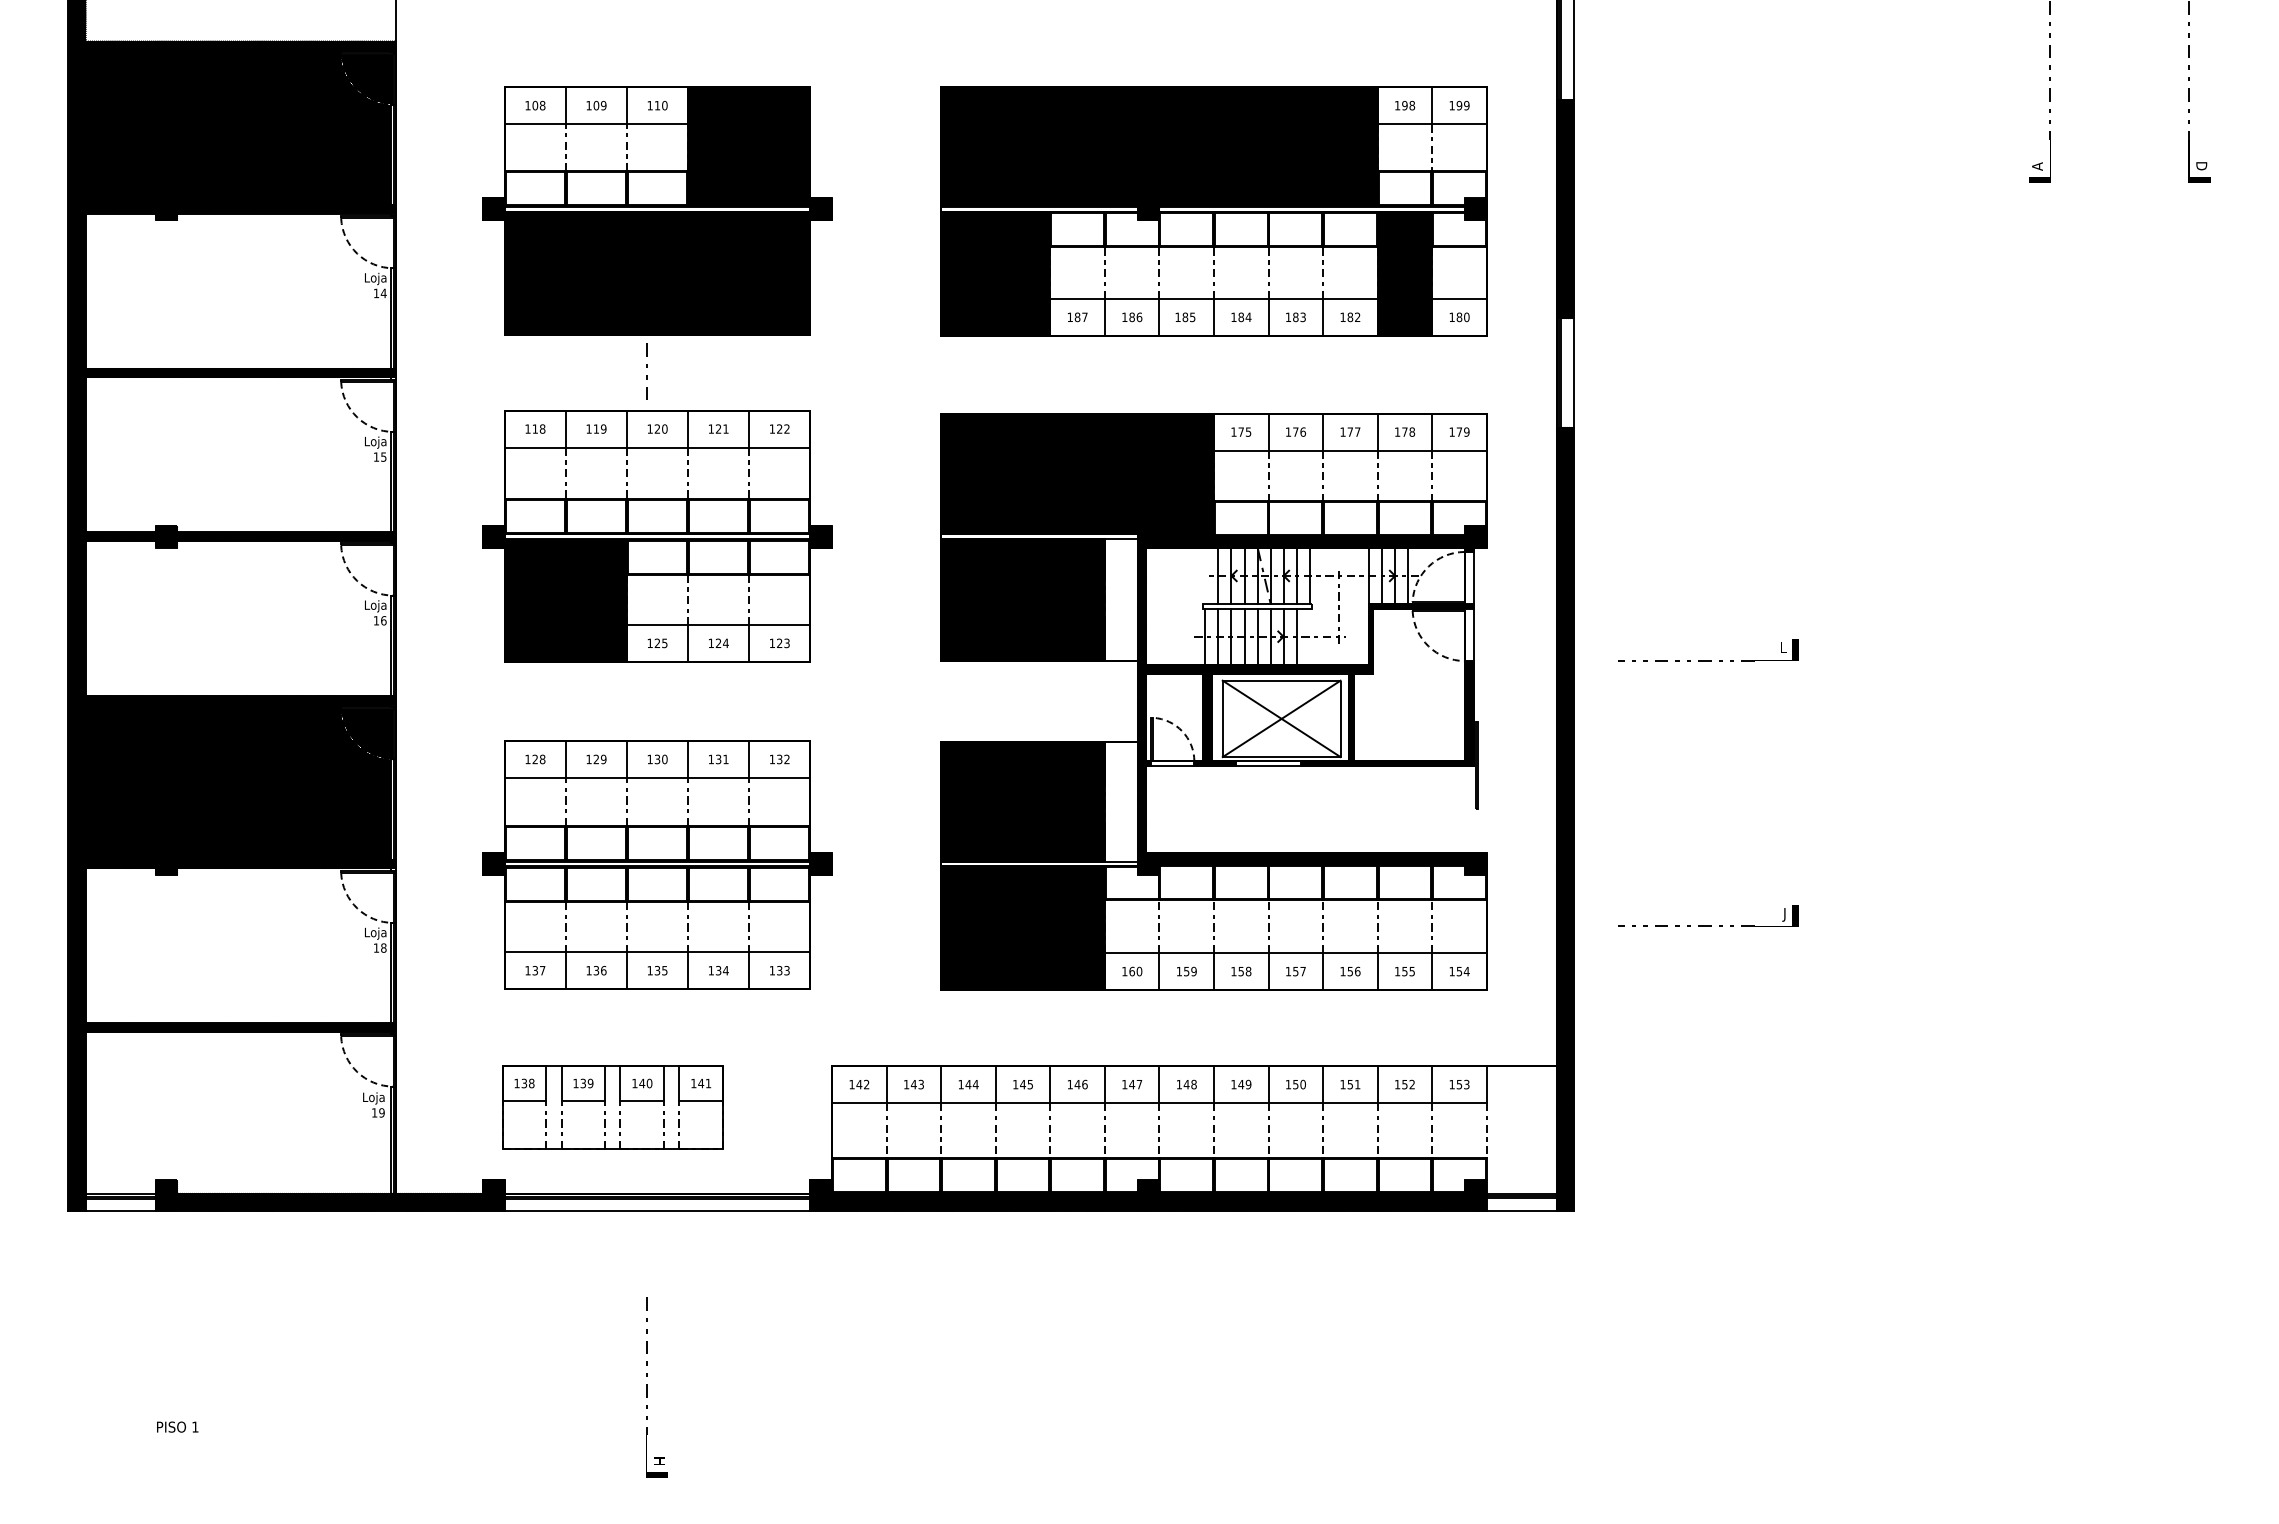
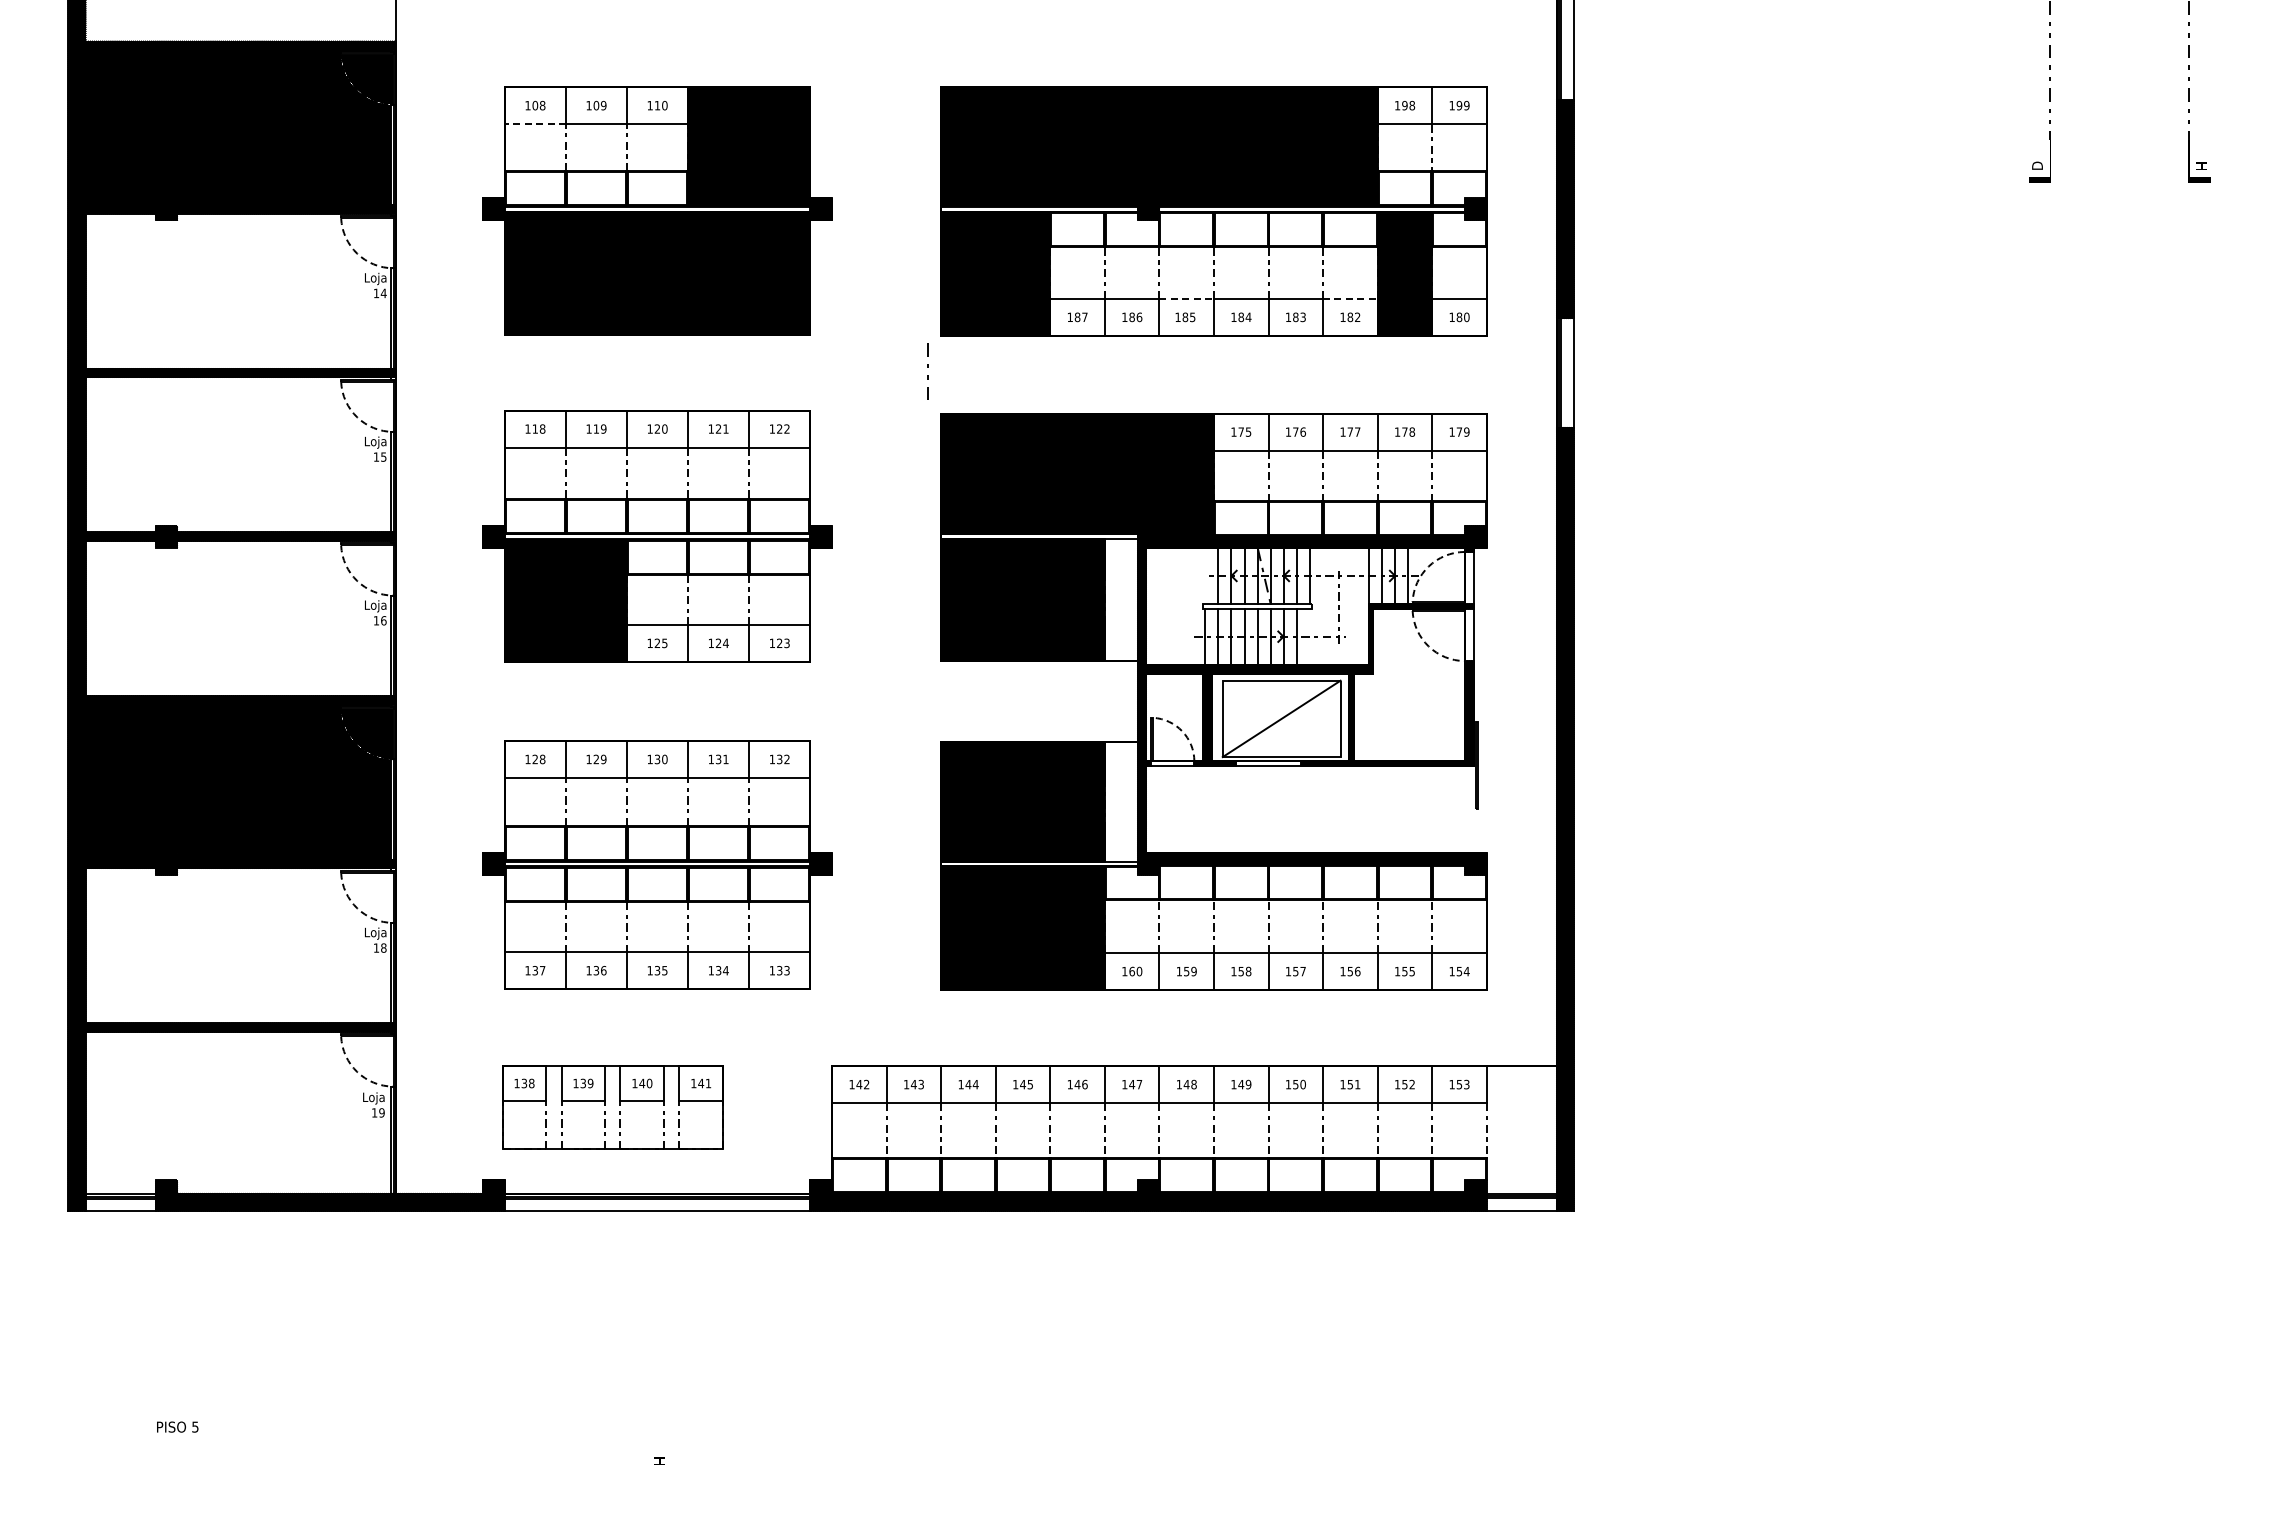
line: solid -> dashed (535, 124)
text: A -> D (2037, 165)
text: D -> H (2201, 166)
line: solid -> dashed (1187, 298)
line: solid -> dashed (1350, 298)
line position: (646, 367) -> (927, 367) (927, 367)
part: present -> none (1708, 660)
line: present -> none (1281, 718)
part: present -> none (1708, 925)
part: present -> none (647, 1387)
text: 1 -> 5 (195, 1426)
